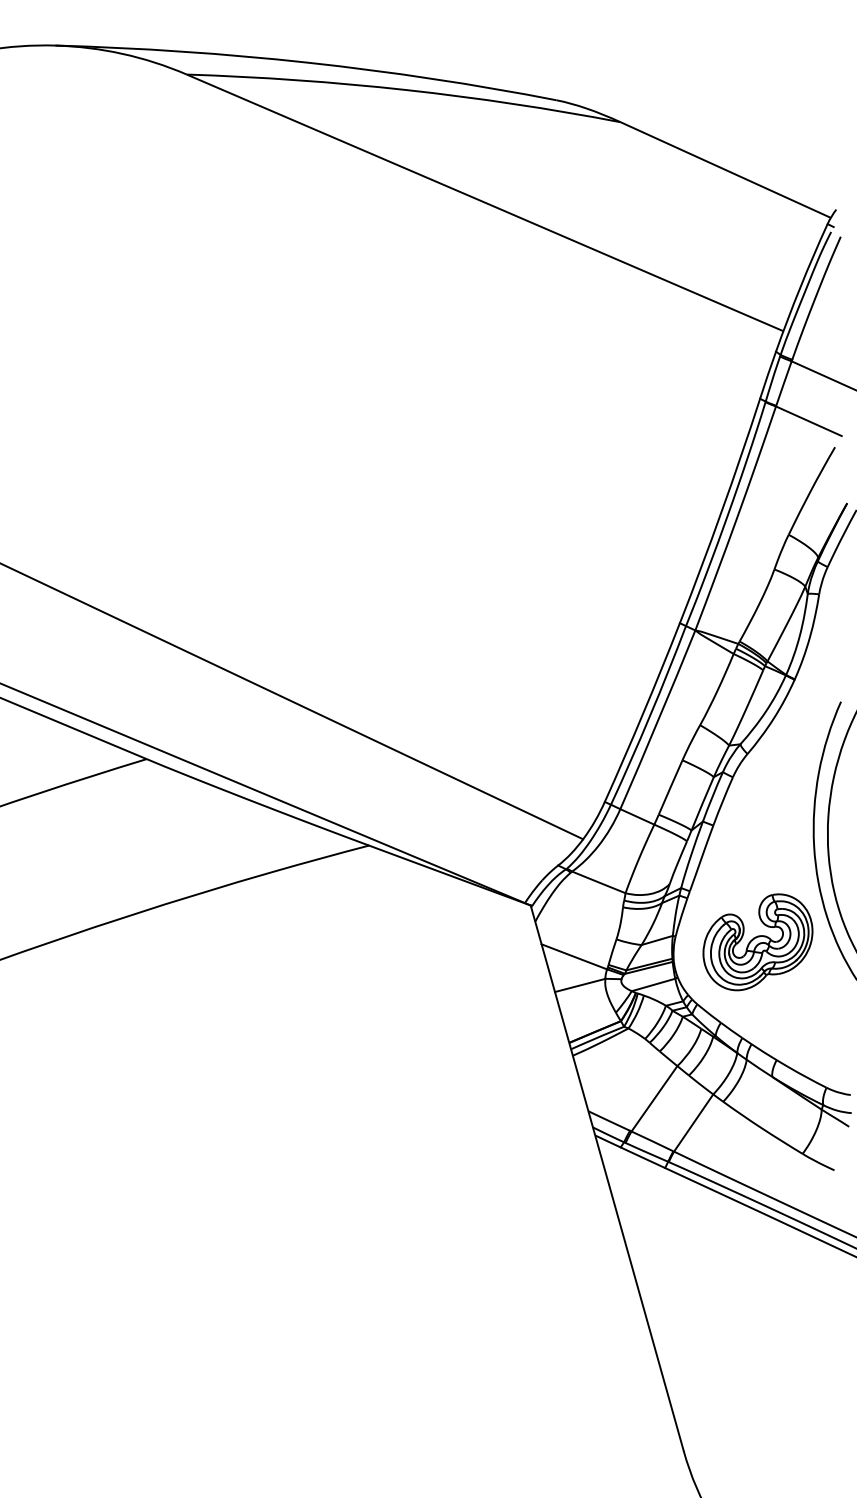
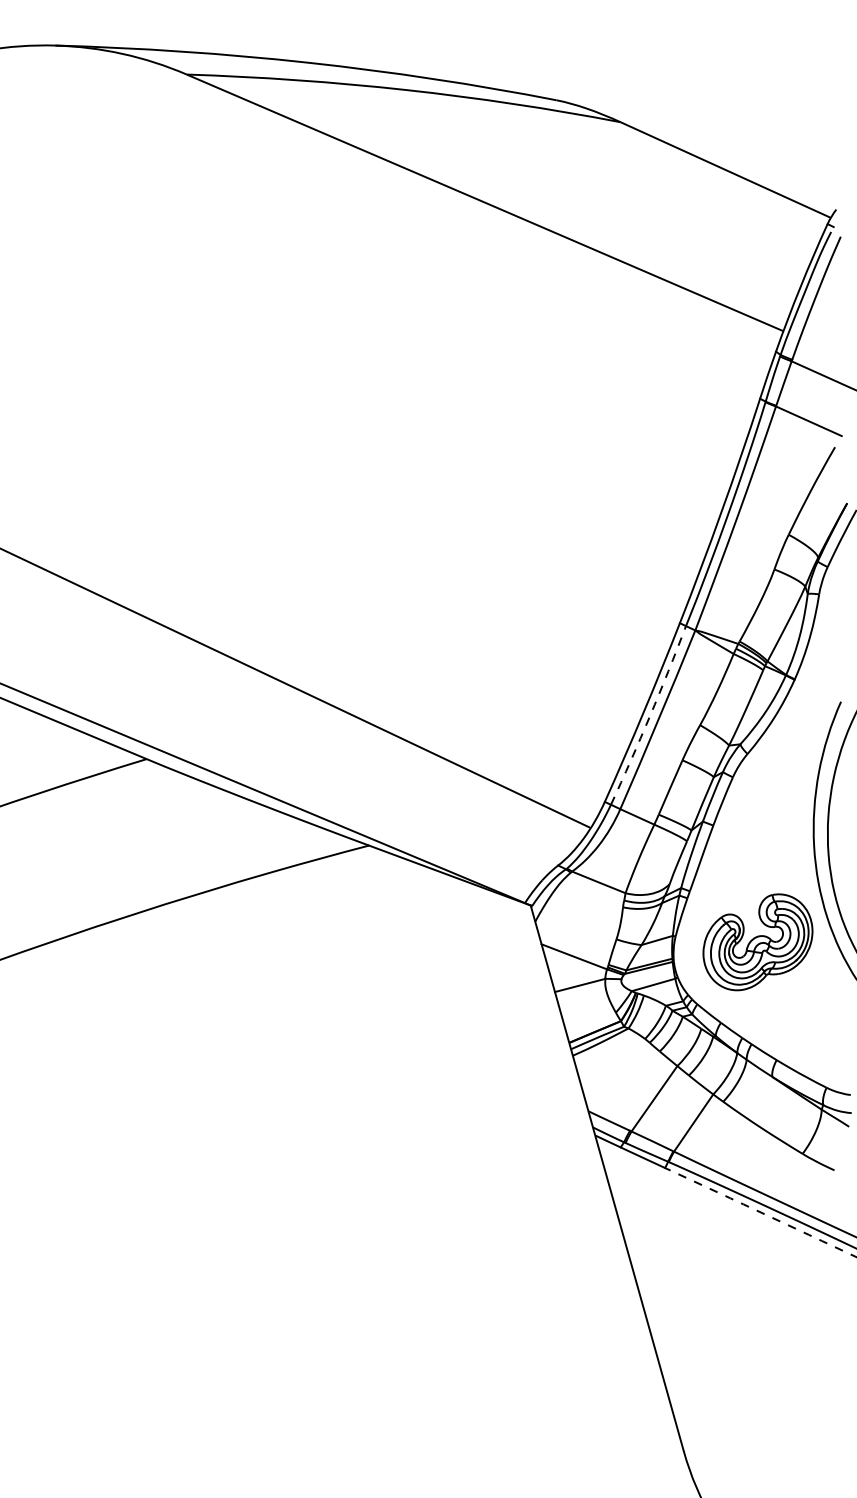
line position: (292, 701) -> (295, 688) (295, 688)
arc: solid -> dashed (650, 716)
arc: solid -> dashed (760, 1212)
